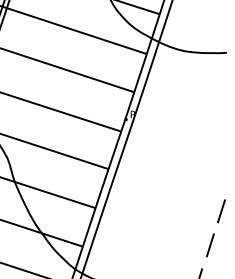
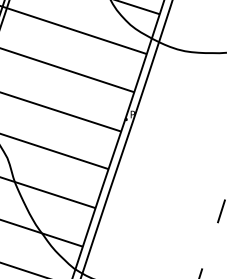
line: present -> none (210, 245)
